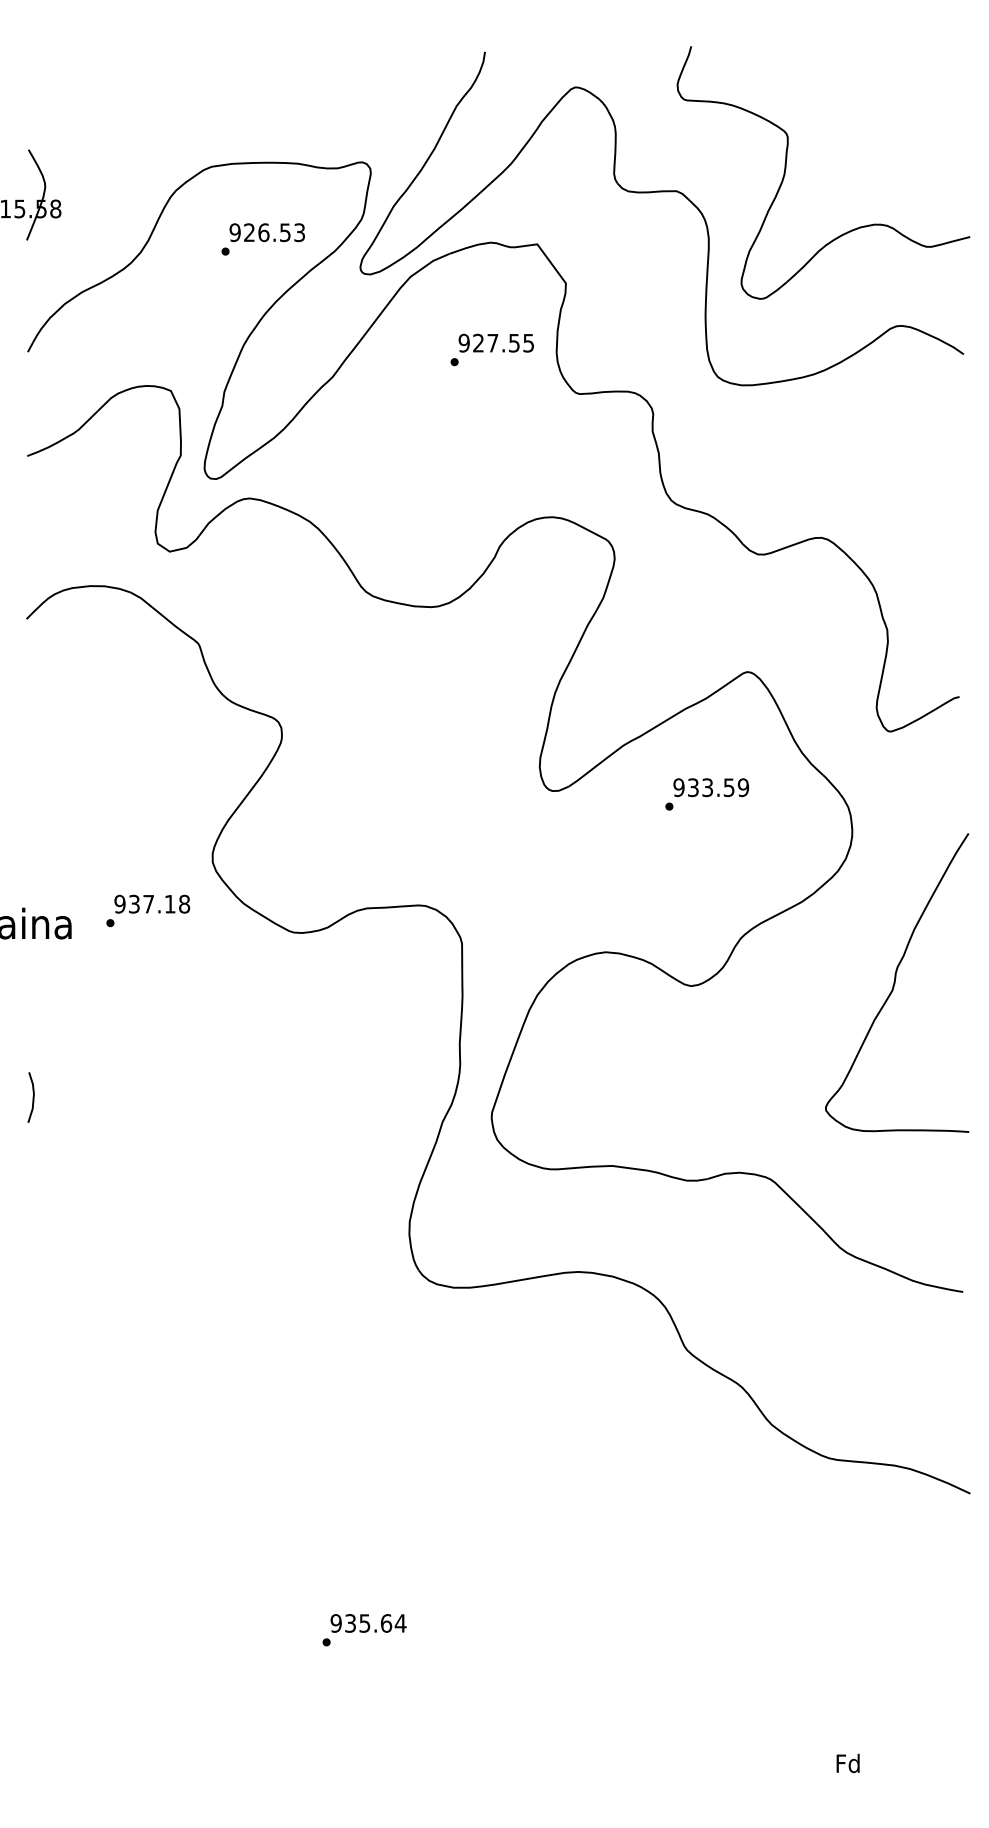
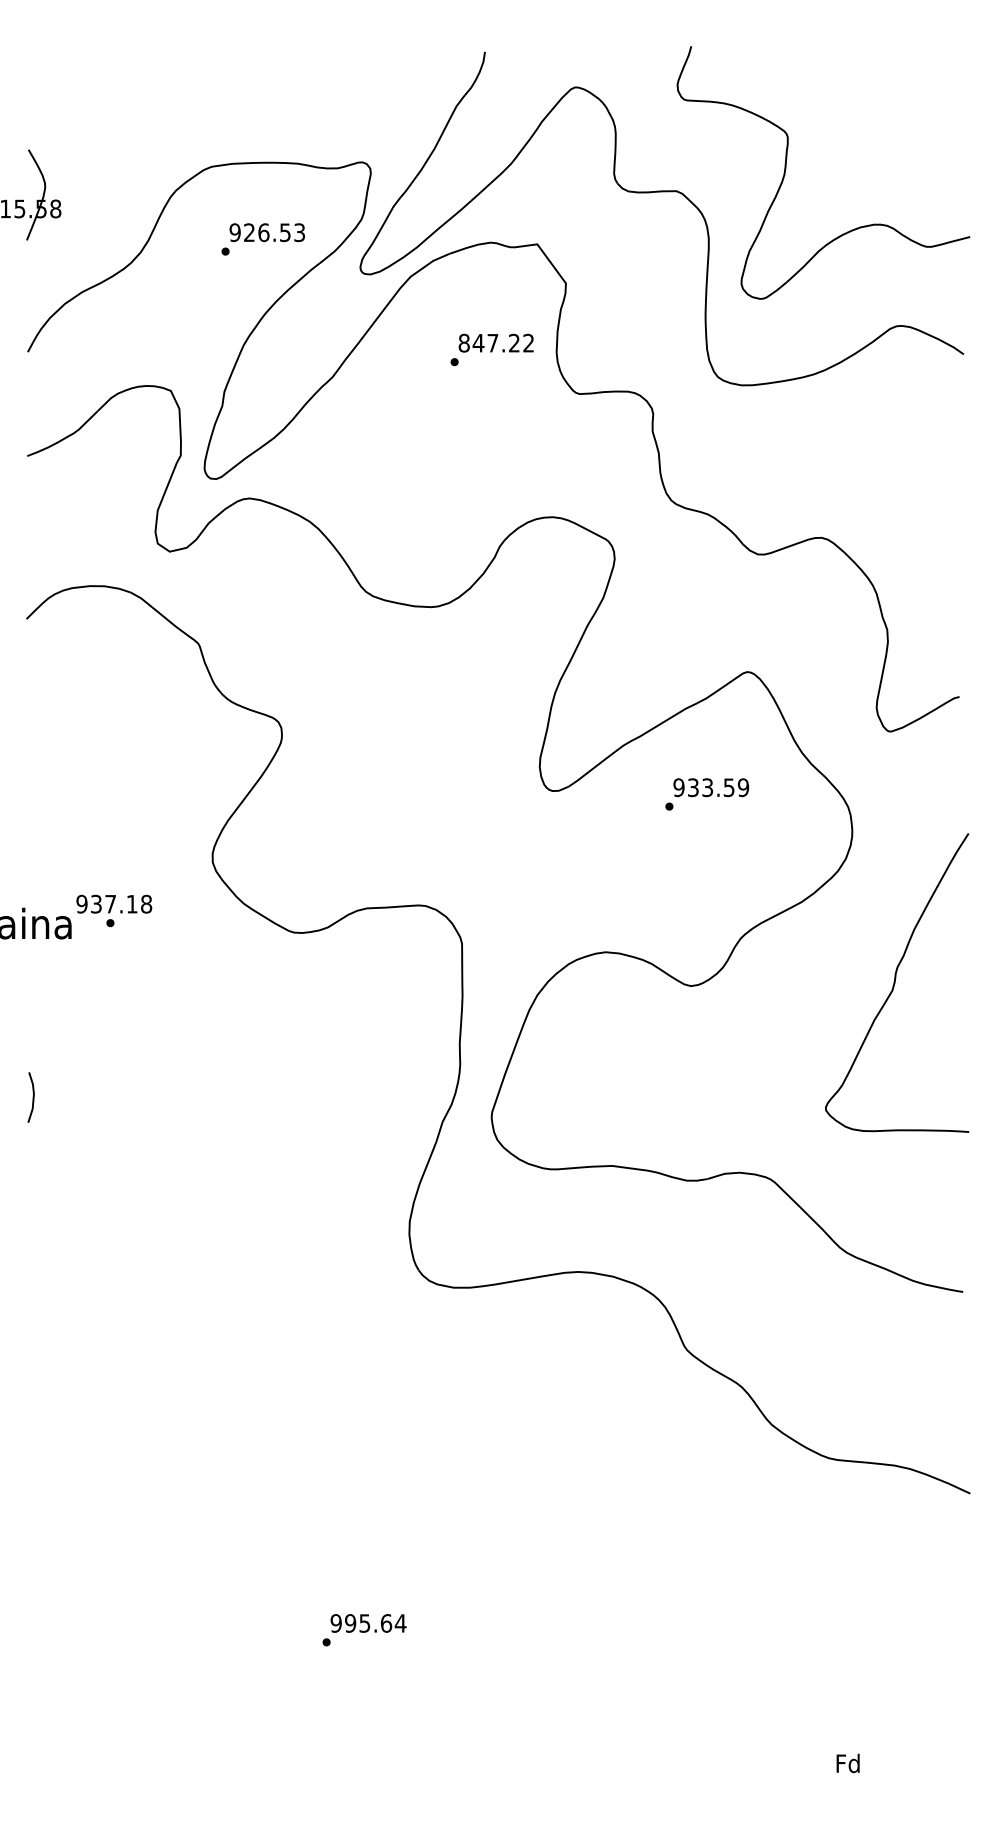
text: 927.55 -> 847.22 (495, 342)
text position: (152, 903) -> (114, 903) (114, 903)
text: 935.64 -> 995.64 (350, 1623)
